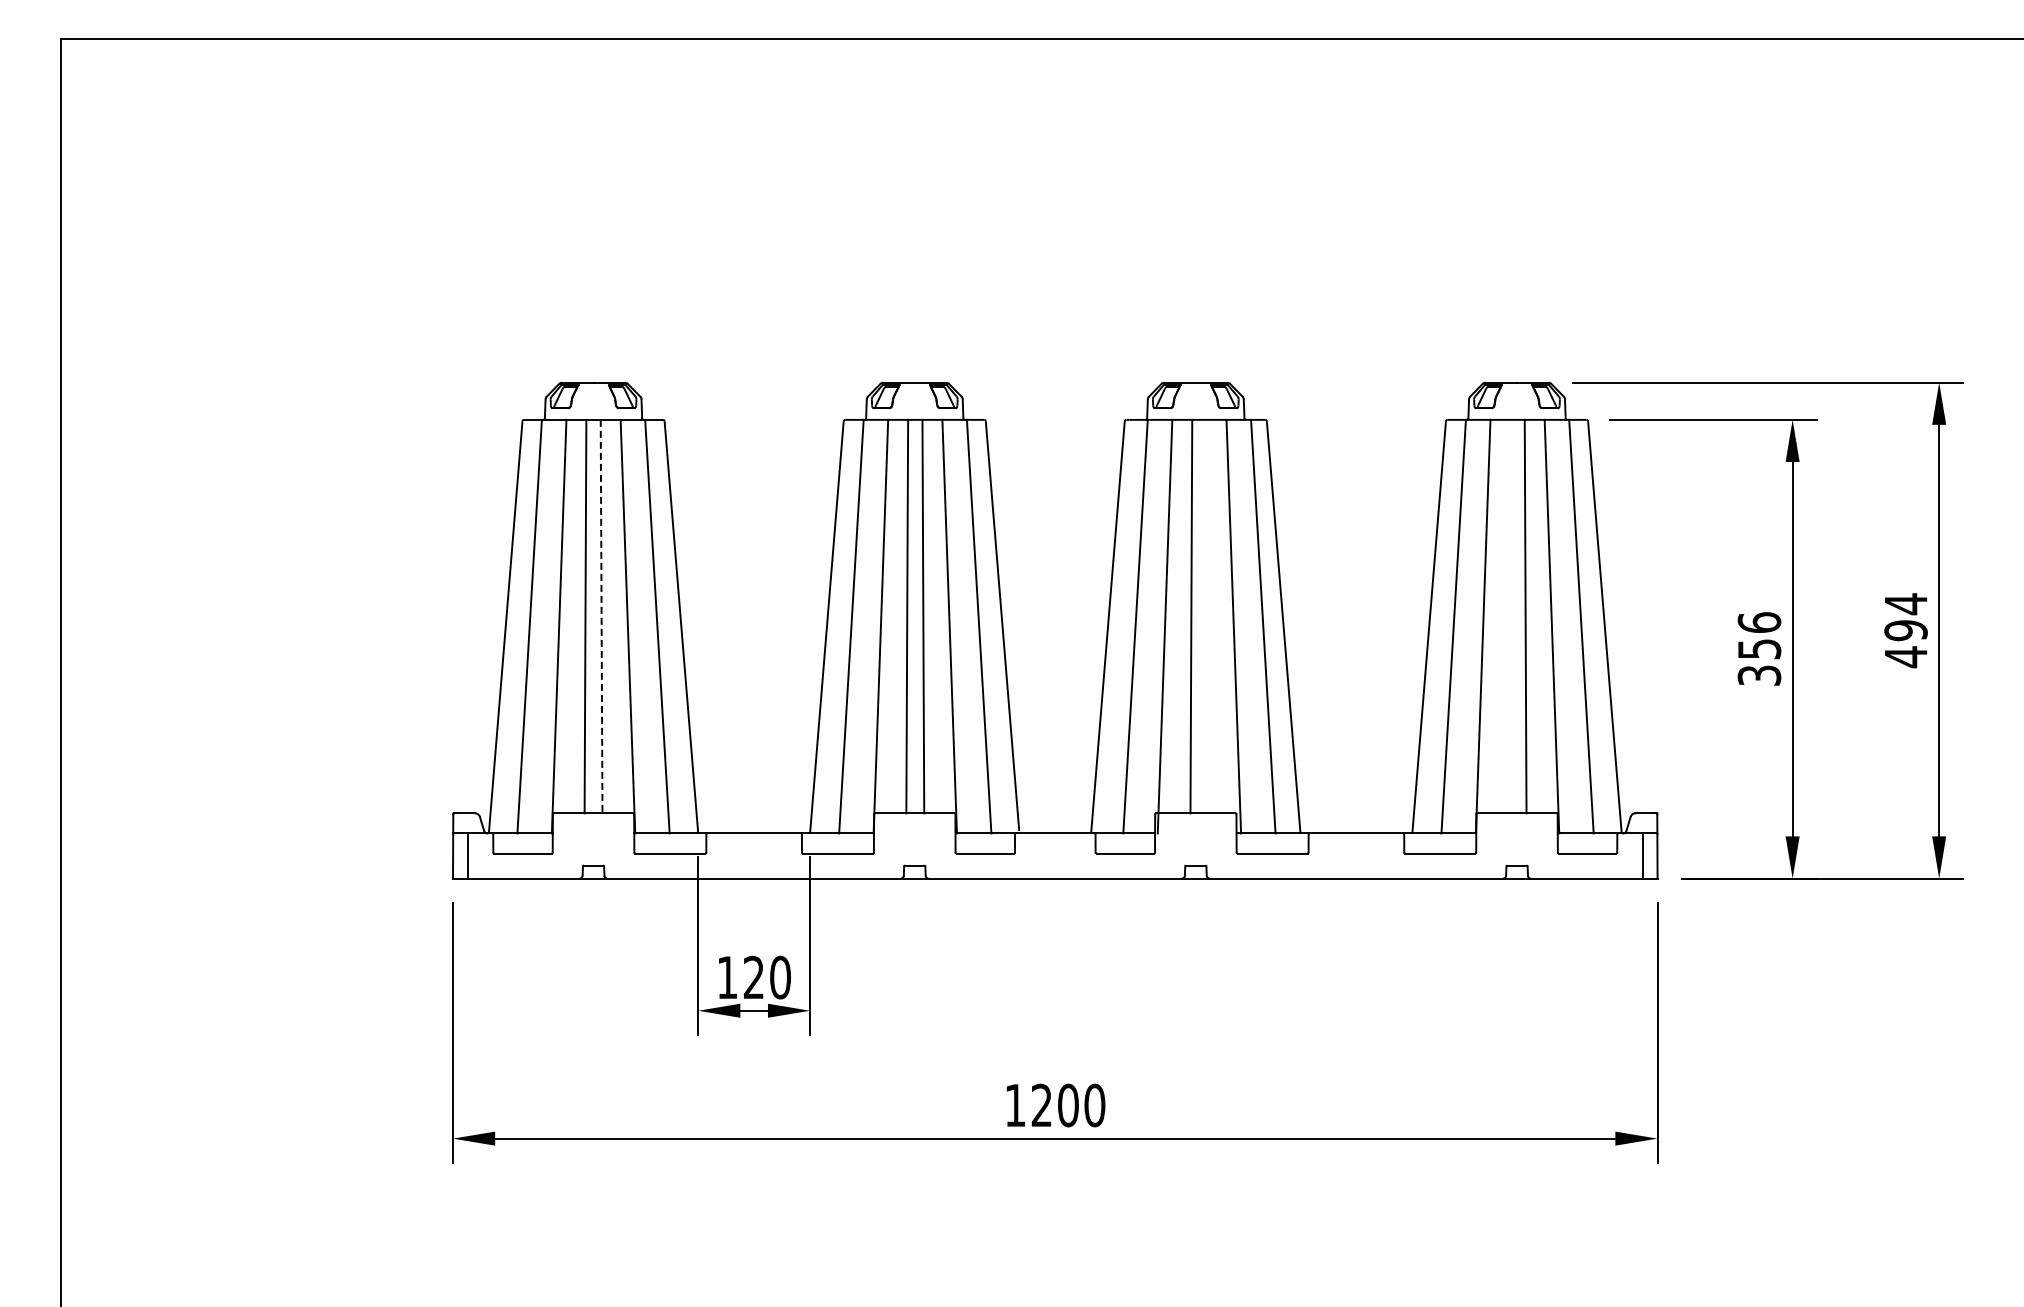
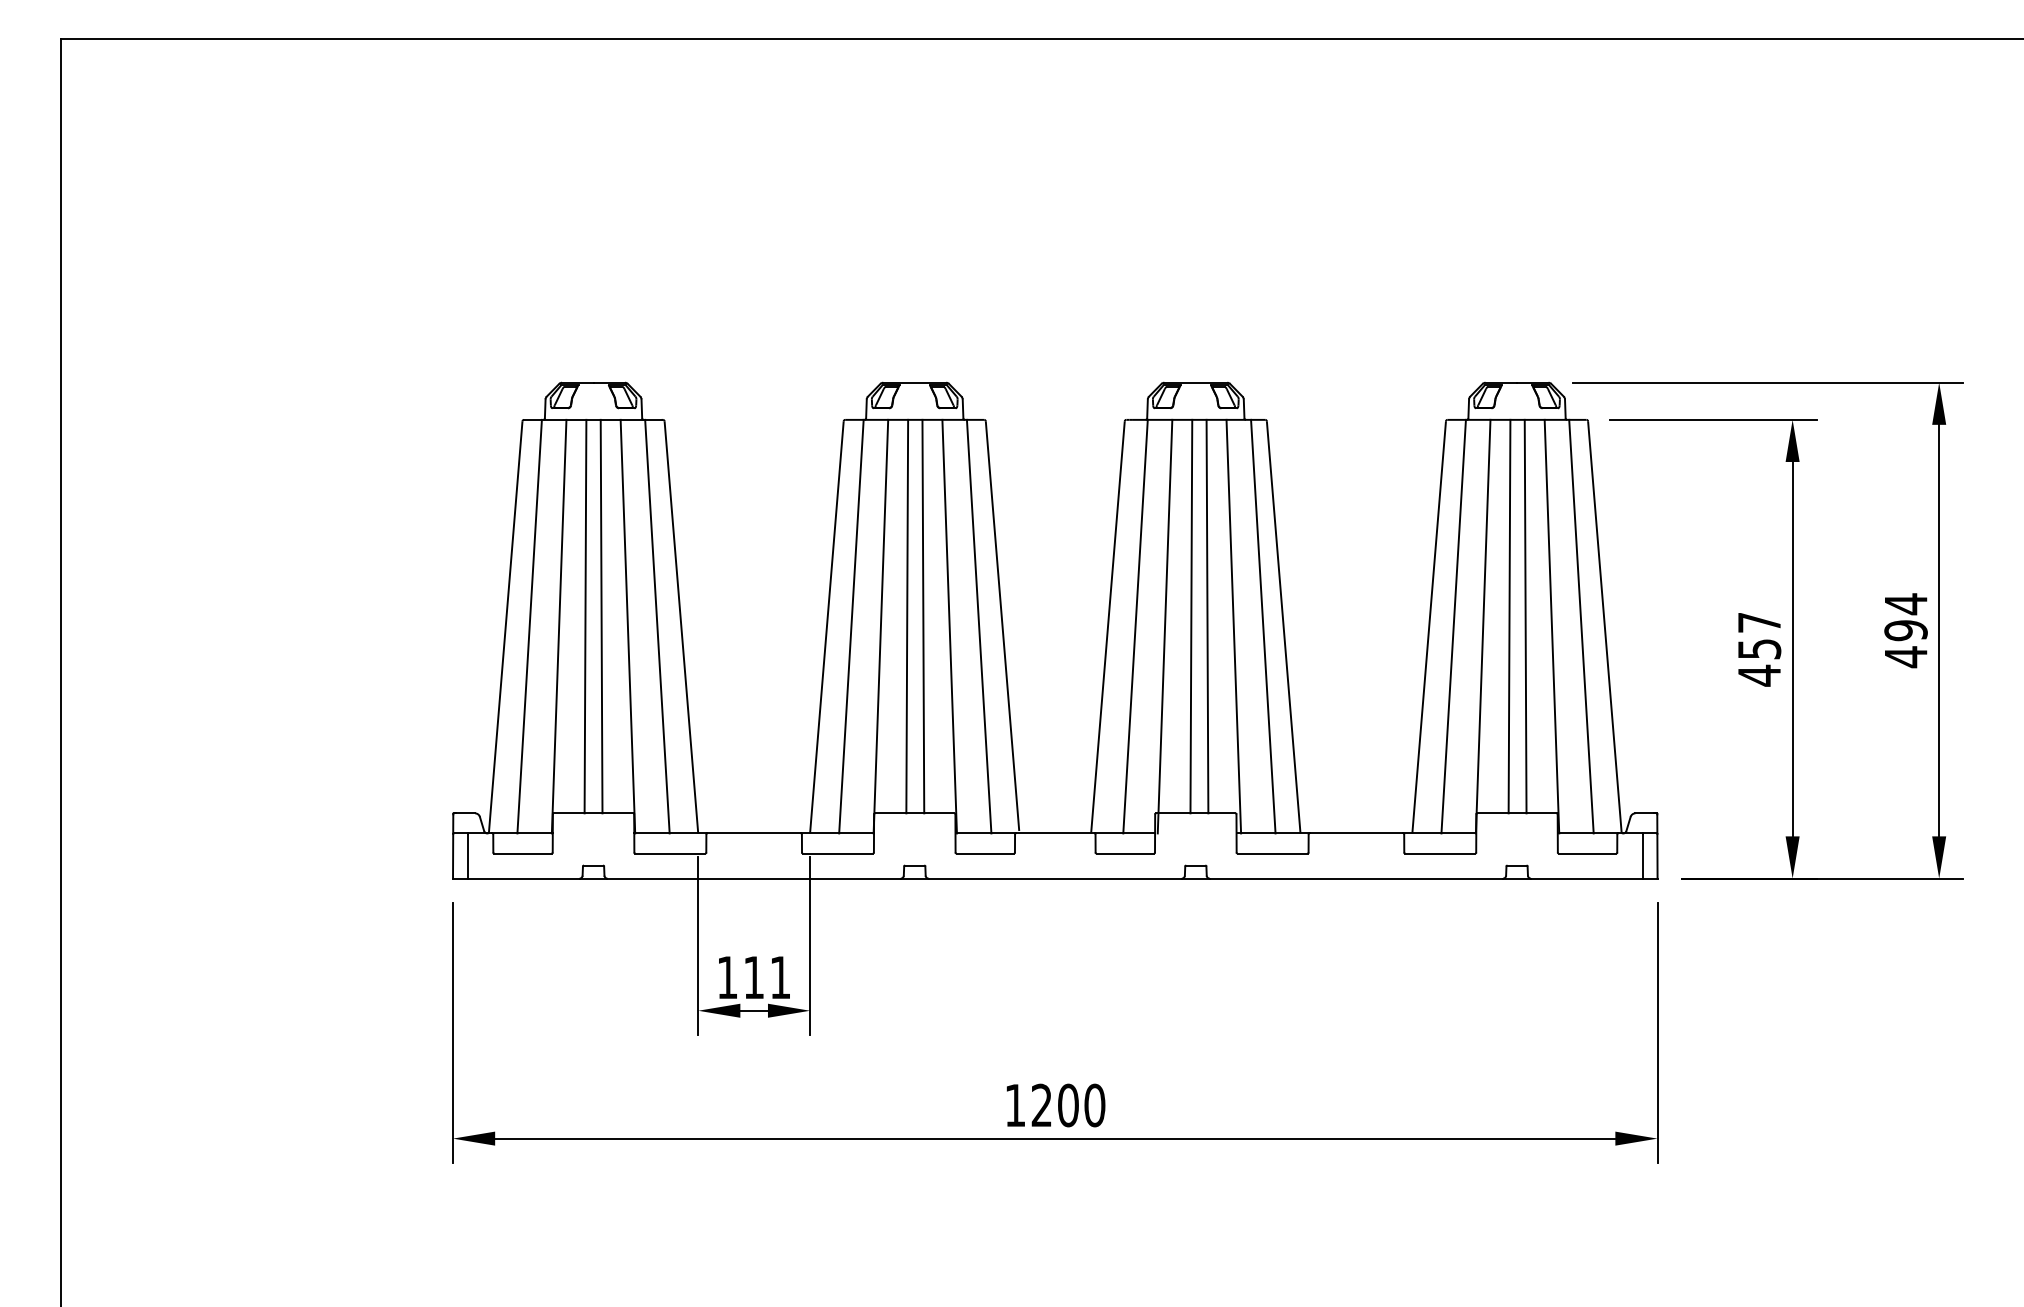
line: dashed -> solid (601, 616)
line: none -> present (1207, 616)
line: none -> present (1509, 616)
text: 356 -> 457 (1759, 649)
text: 120 -> 111 (767, 977)
